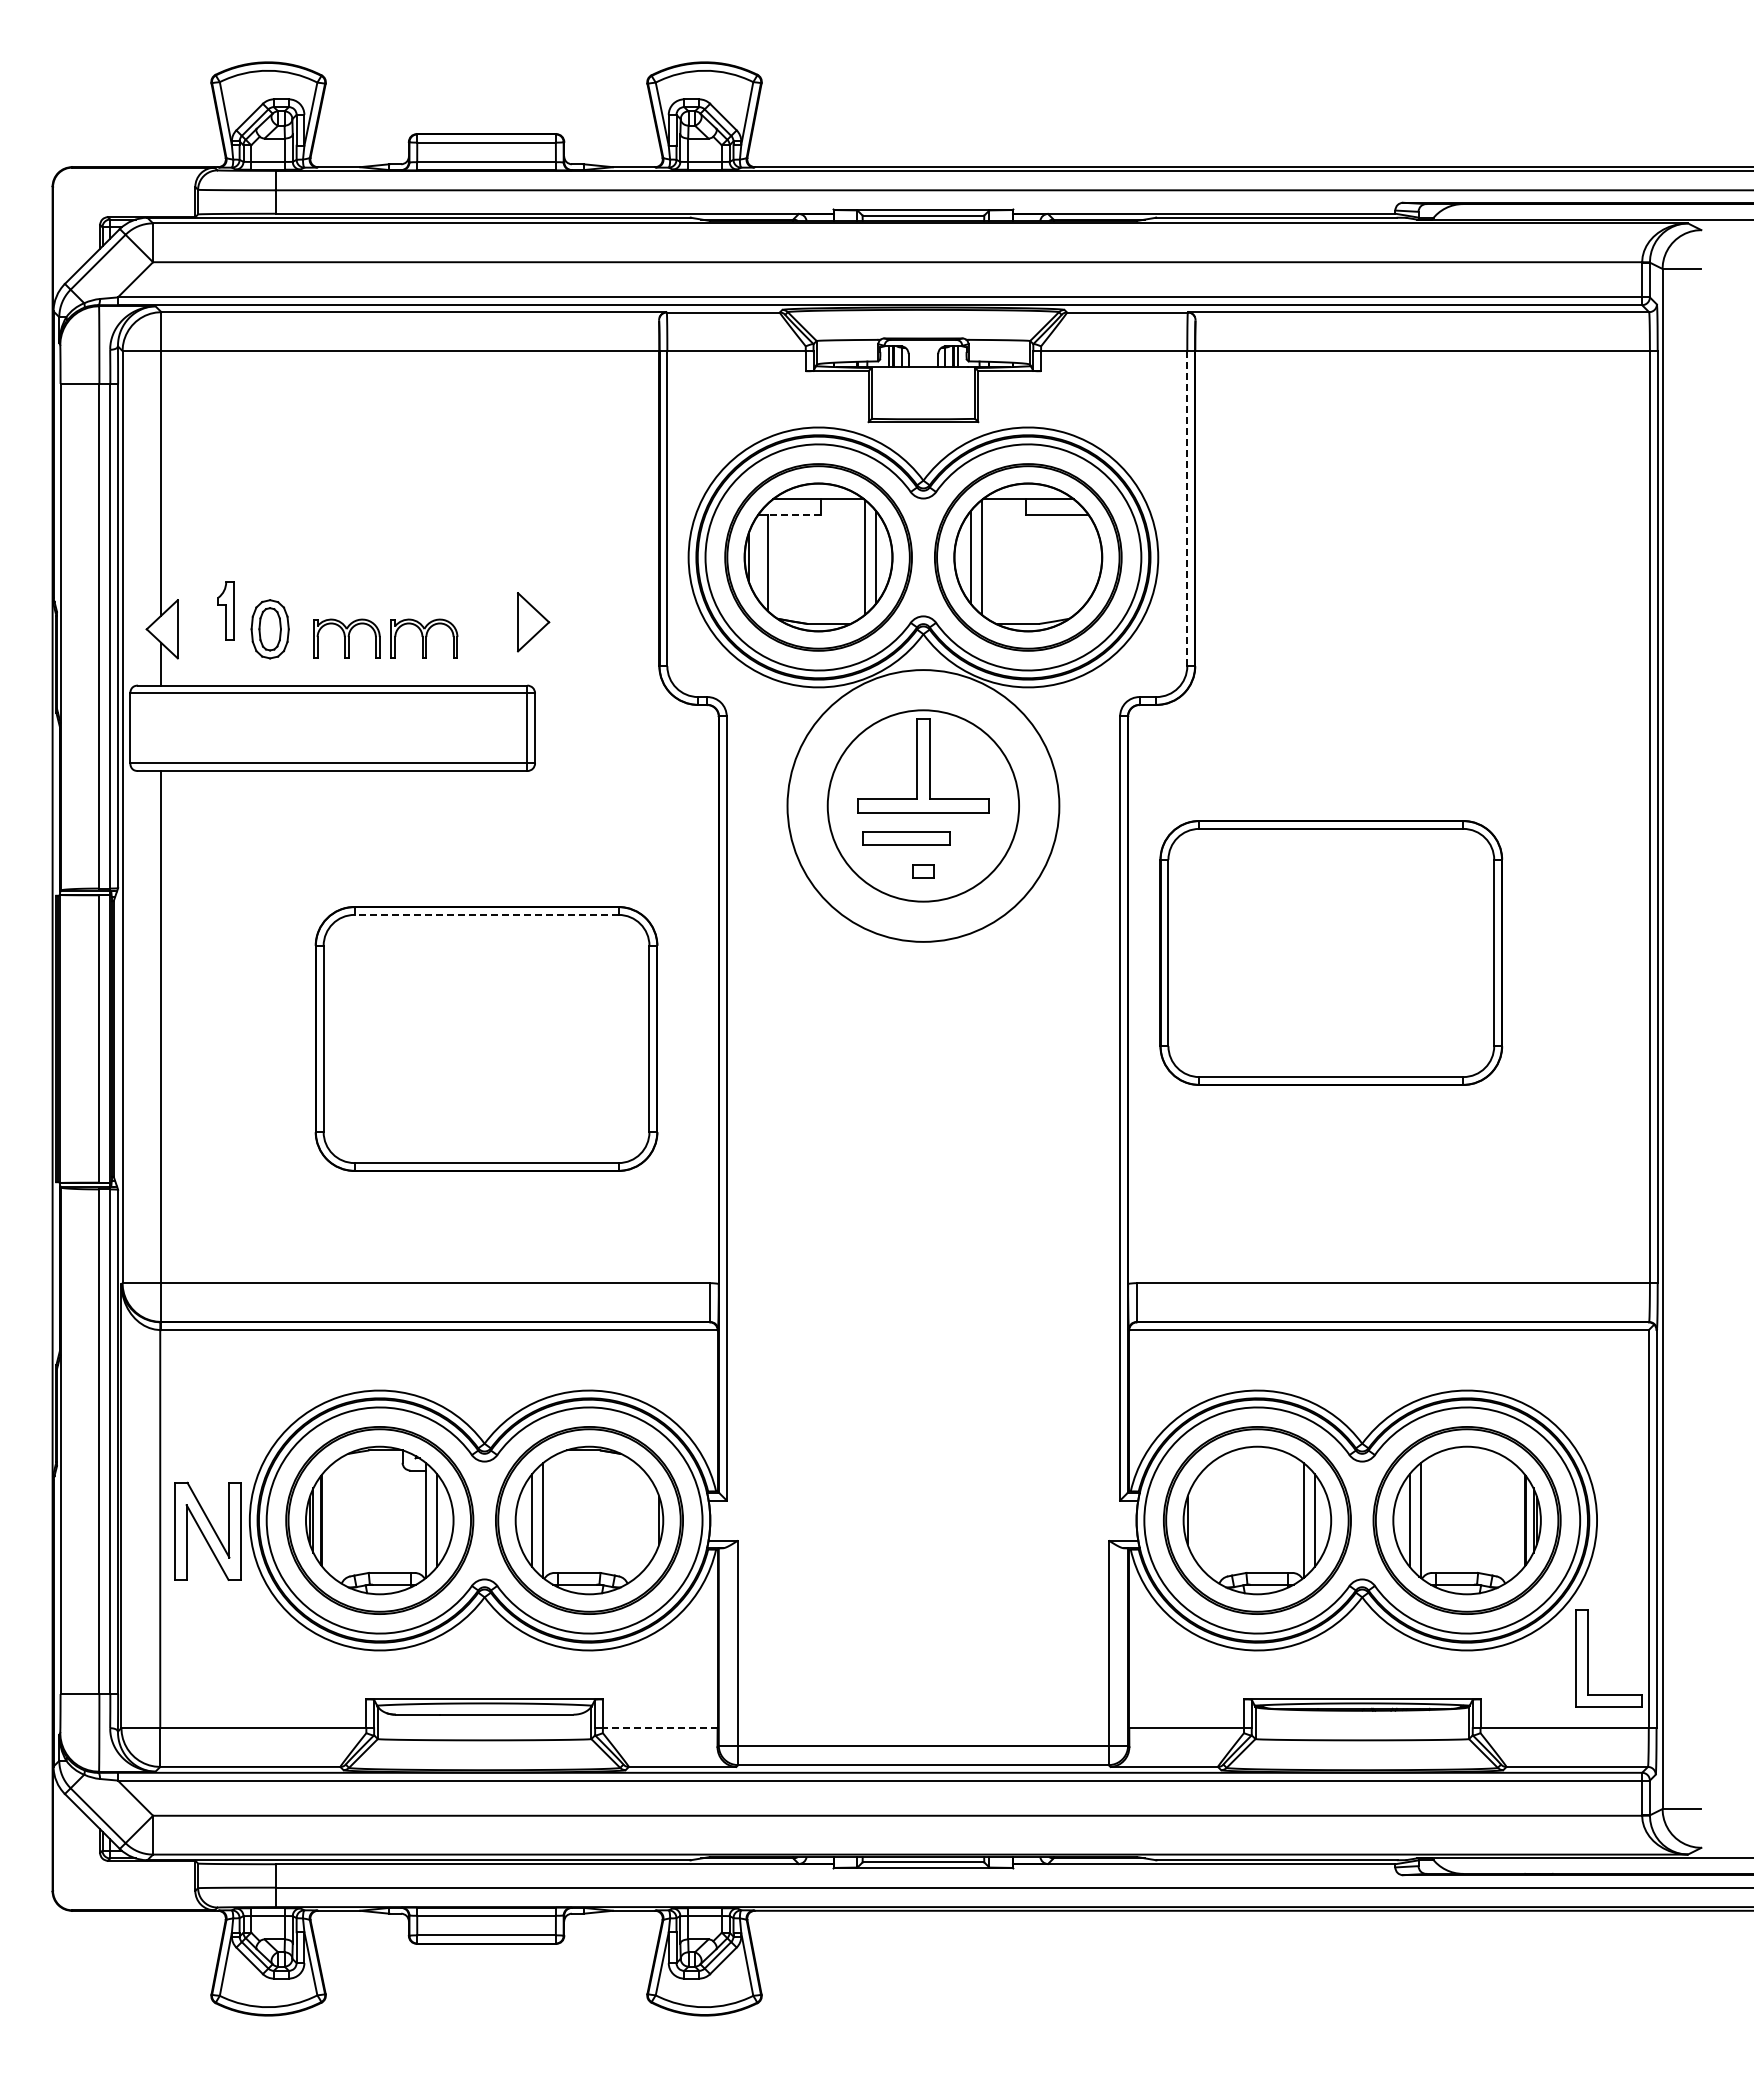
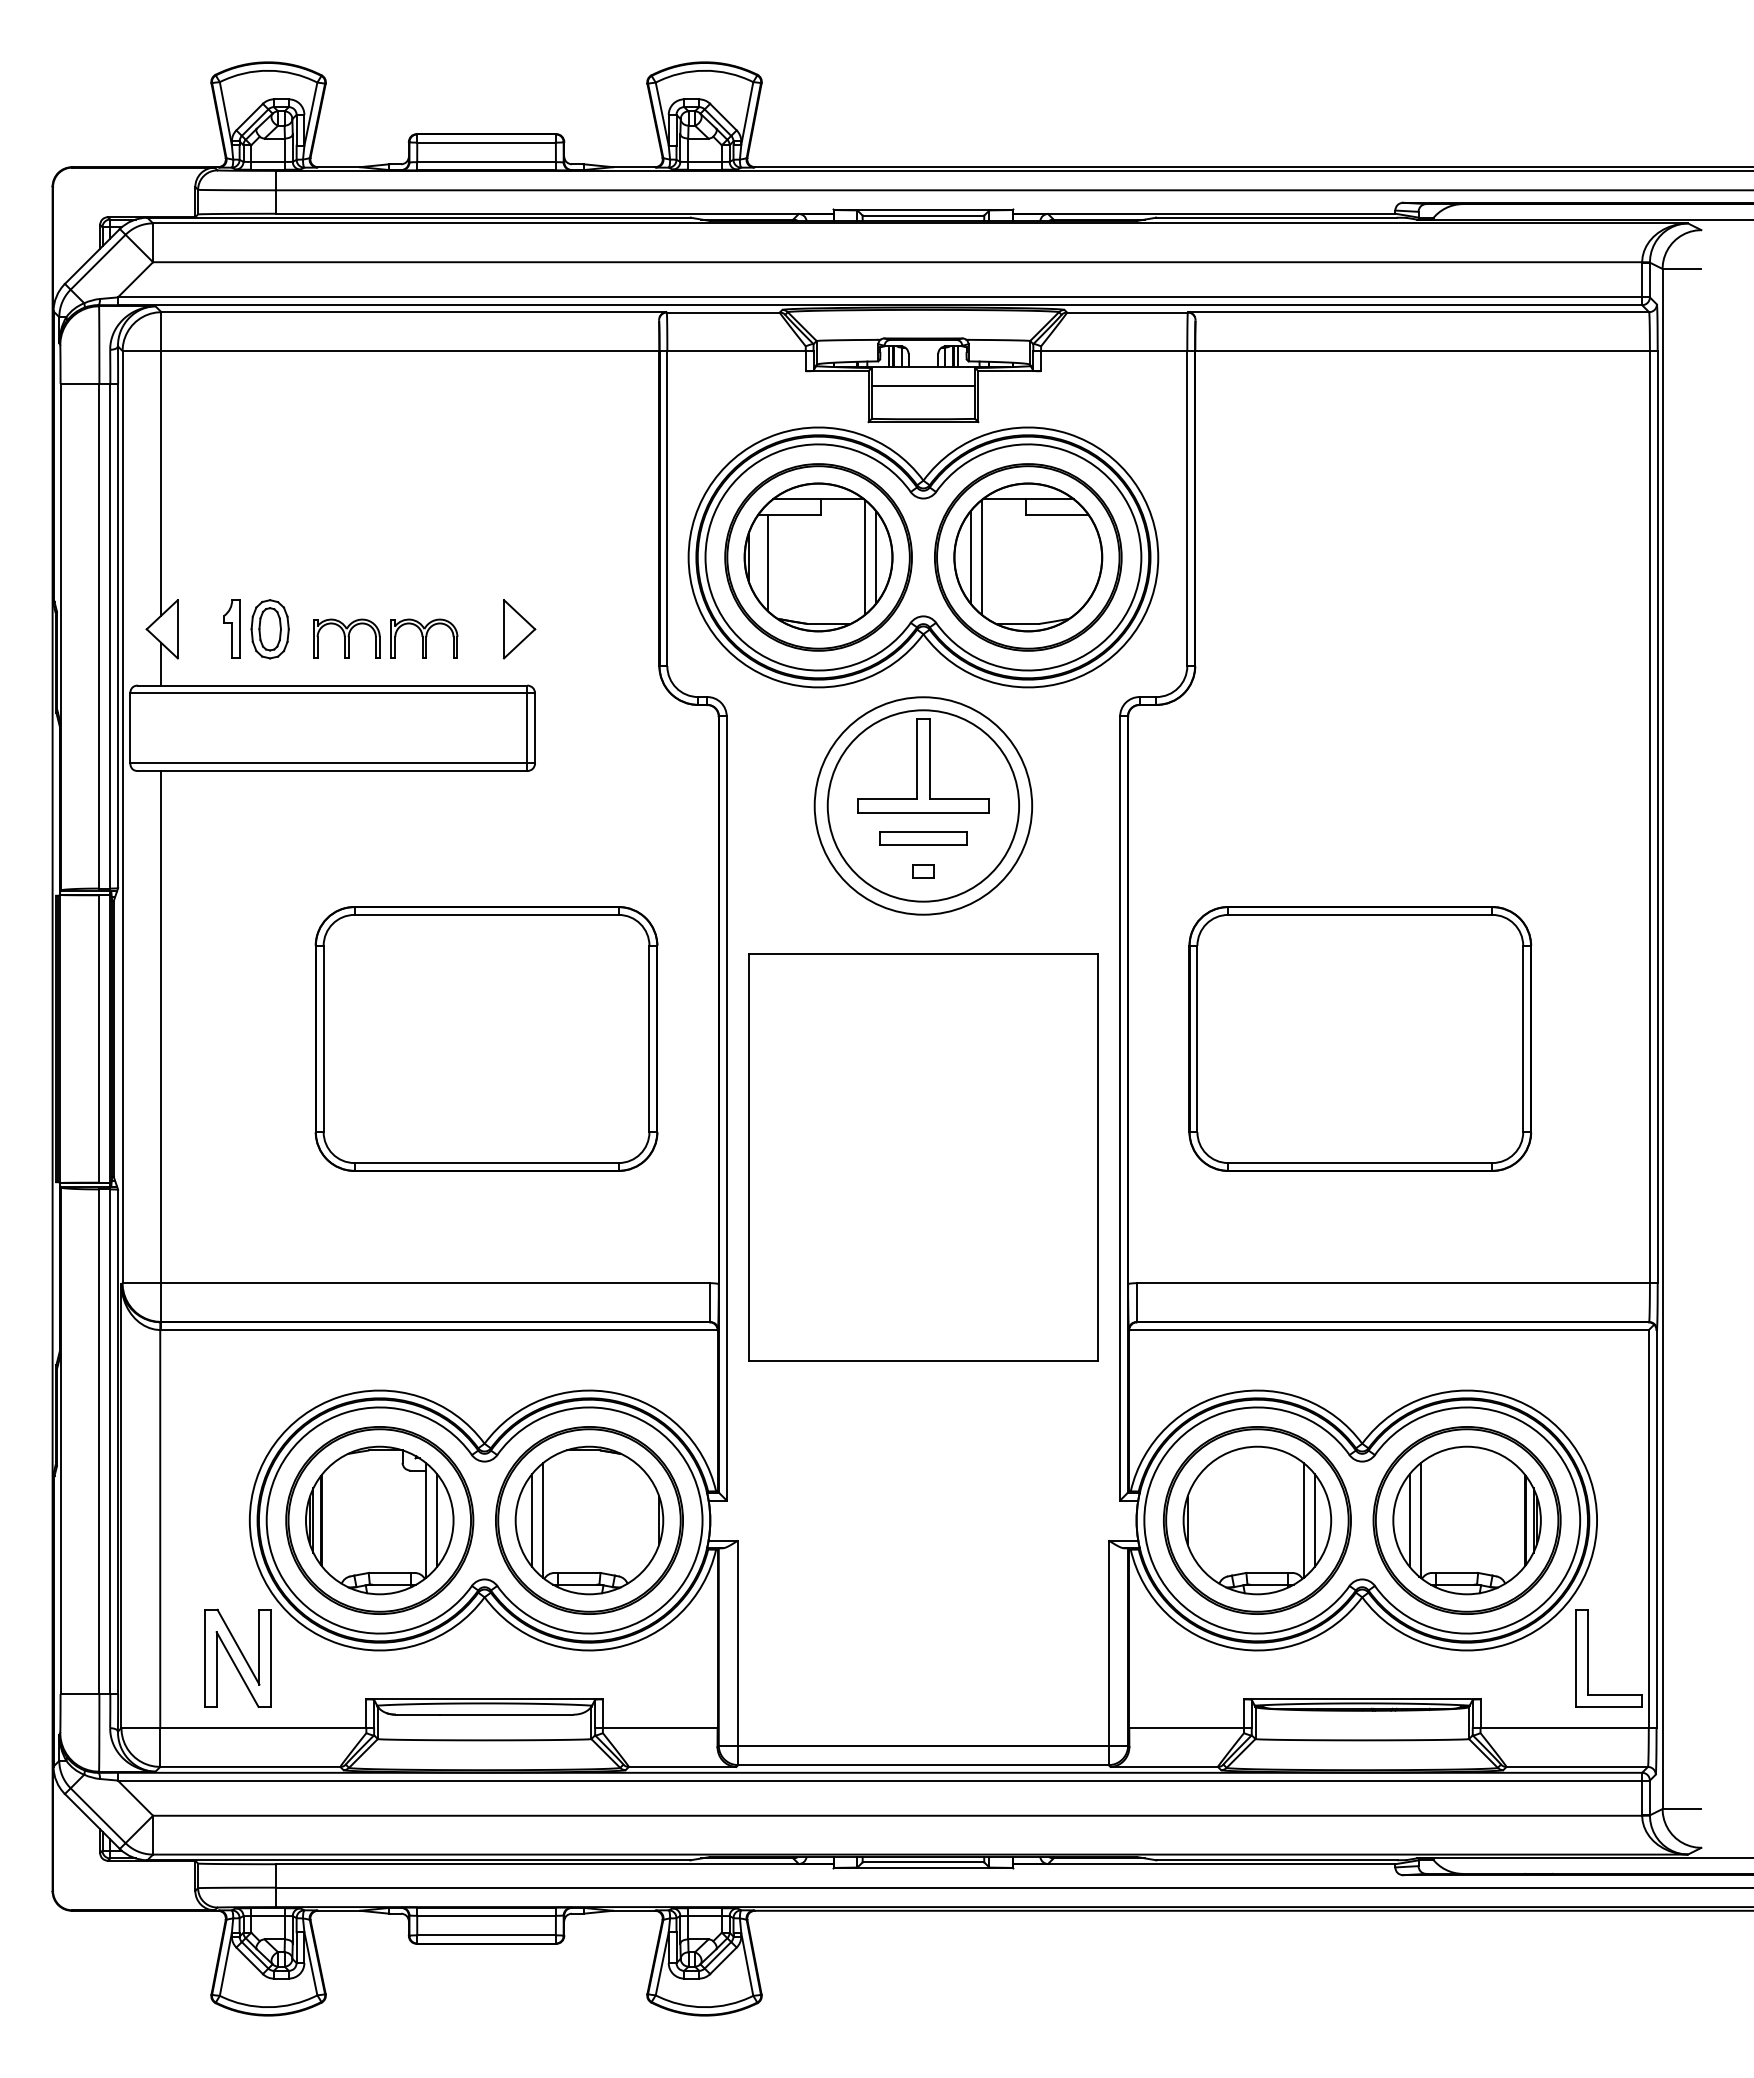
line: none -> present (923, 385)
line: dashed -> solid (1187, 508)
line: dashed -> solid (793, 514)
part position: (225, 610) -> (231, 628) (231, 628)
part position: (533, 622) -> (519, 629) (519, 629)
circle diameter: 272 px -> 217 px (923, 805)
part position: (906, 838) -> (923, 838) (923, 838)
line: dashed -> solid (486, 914)
part position: (1331, 952) -> (1360, 1038) (1360, 1038)
part: none -> present (923, 1157)
part position: (207, 1530) -> (237, 1657) (237, 1657)
line: dashed -> solid (659, 1728)
